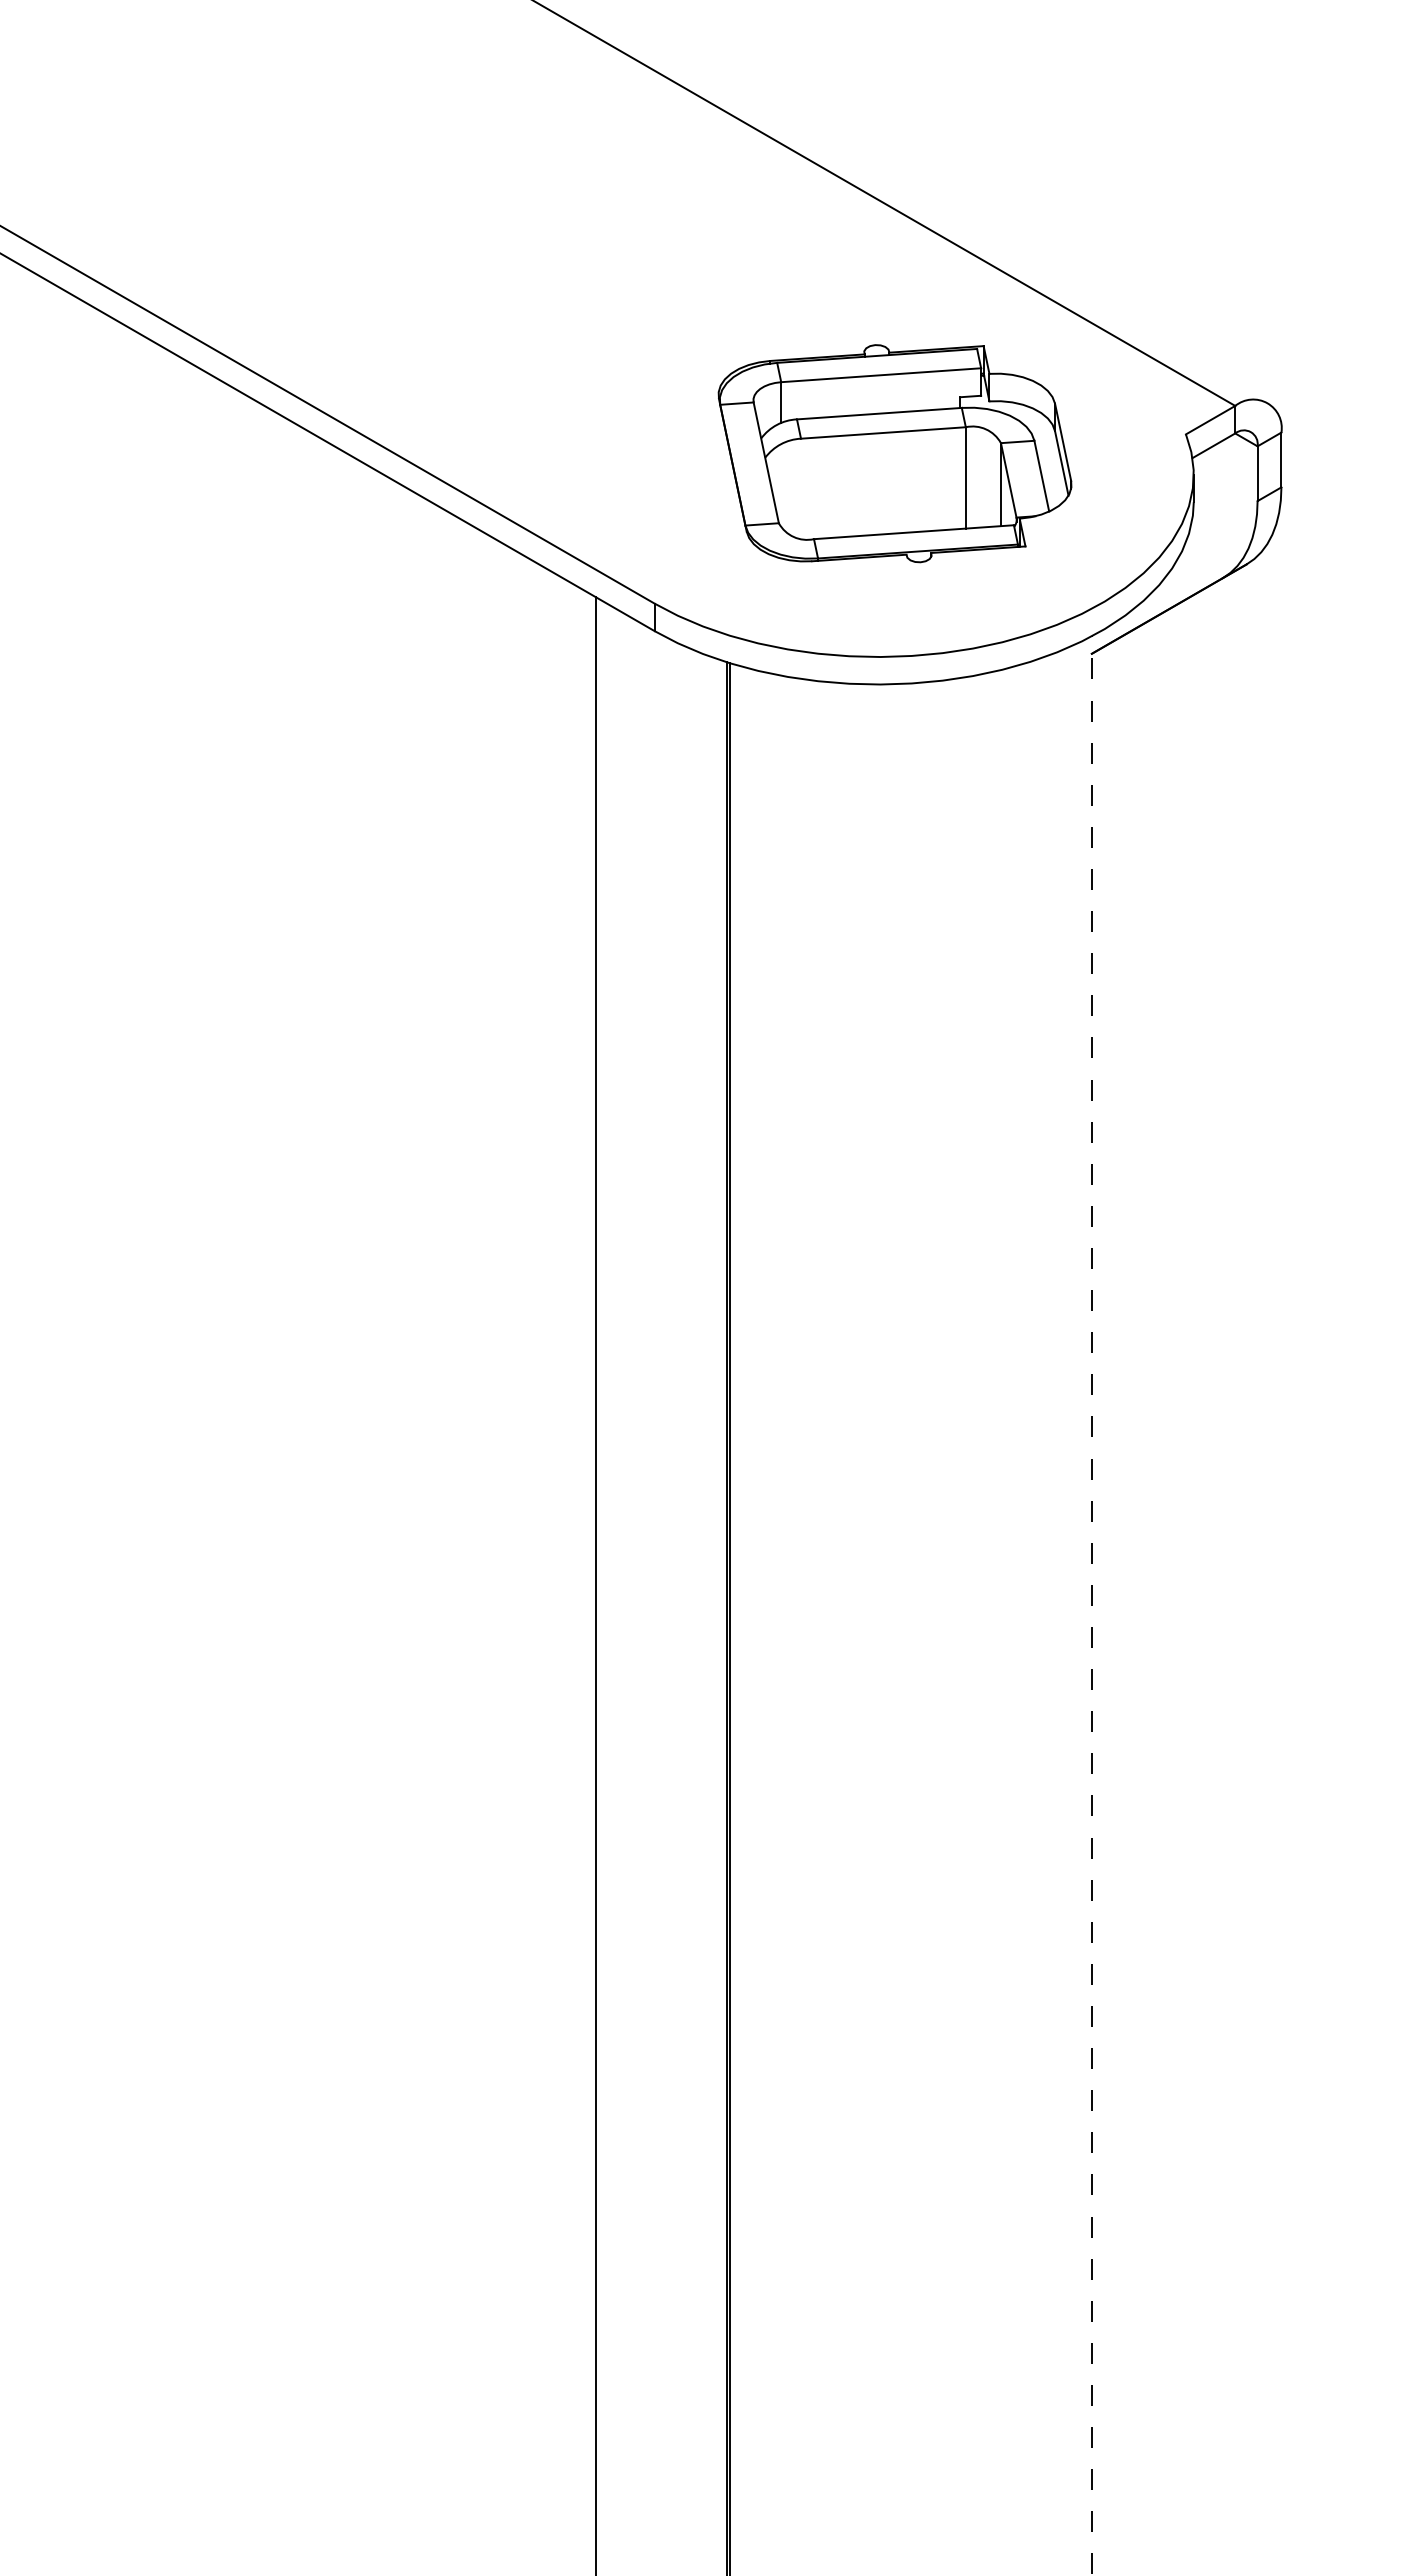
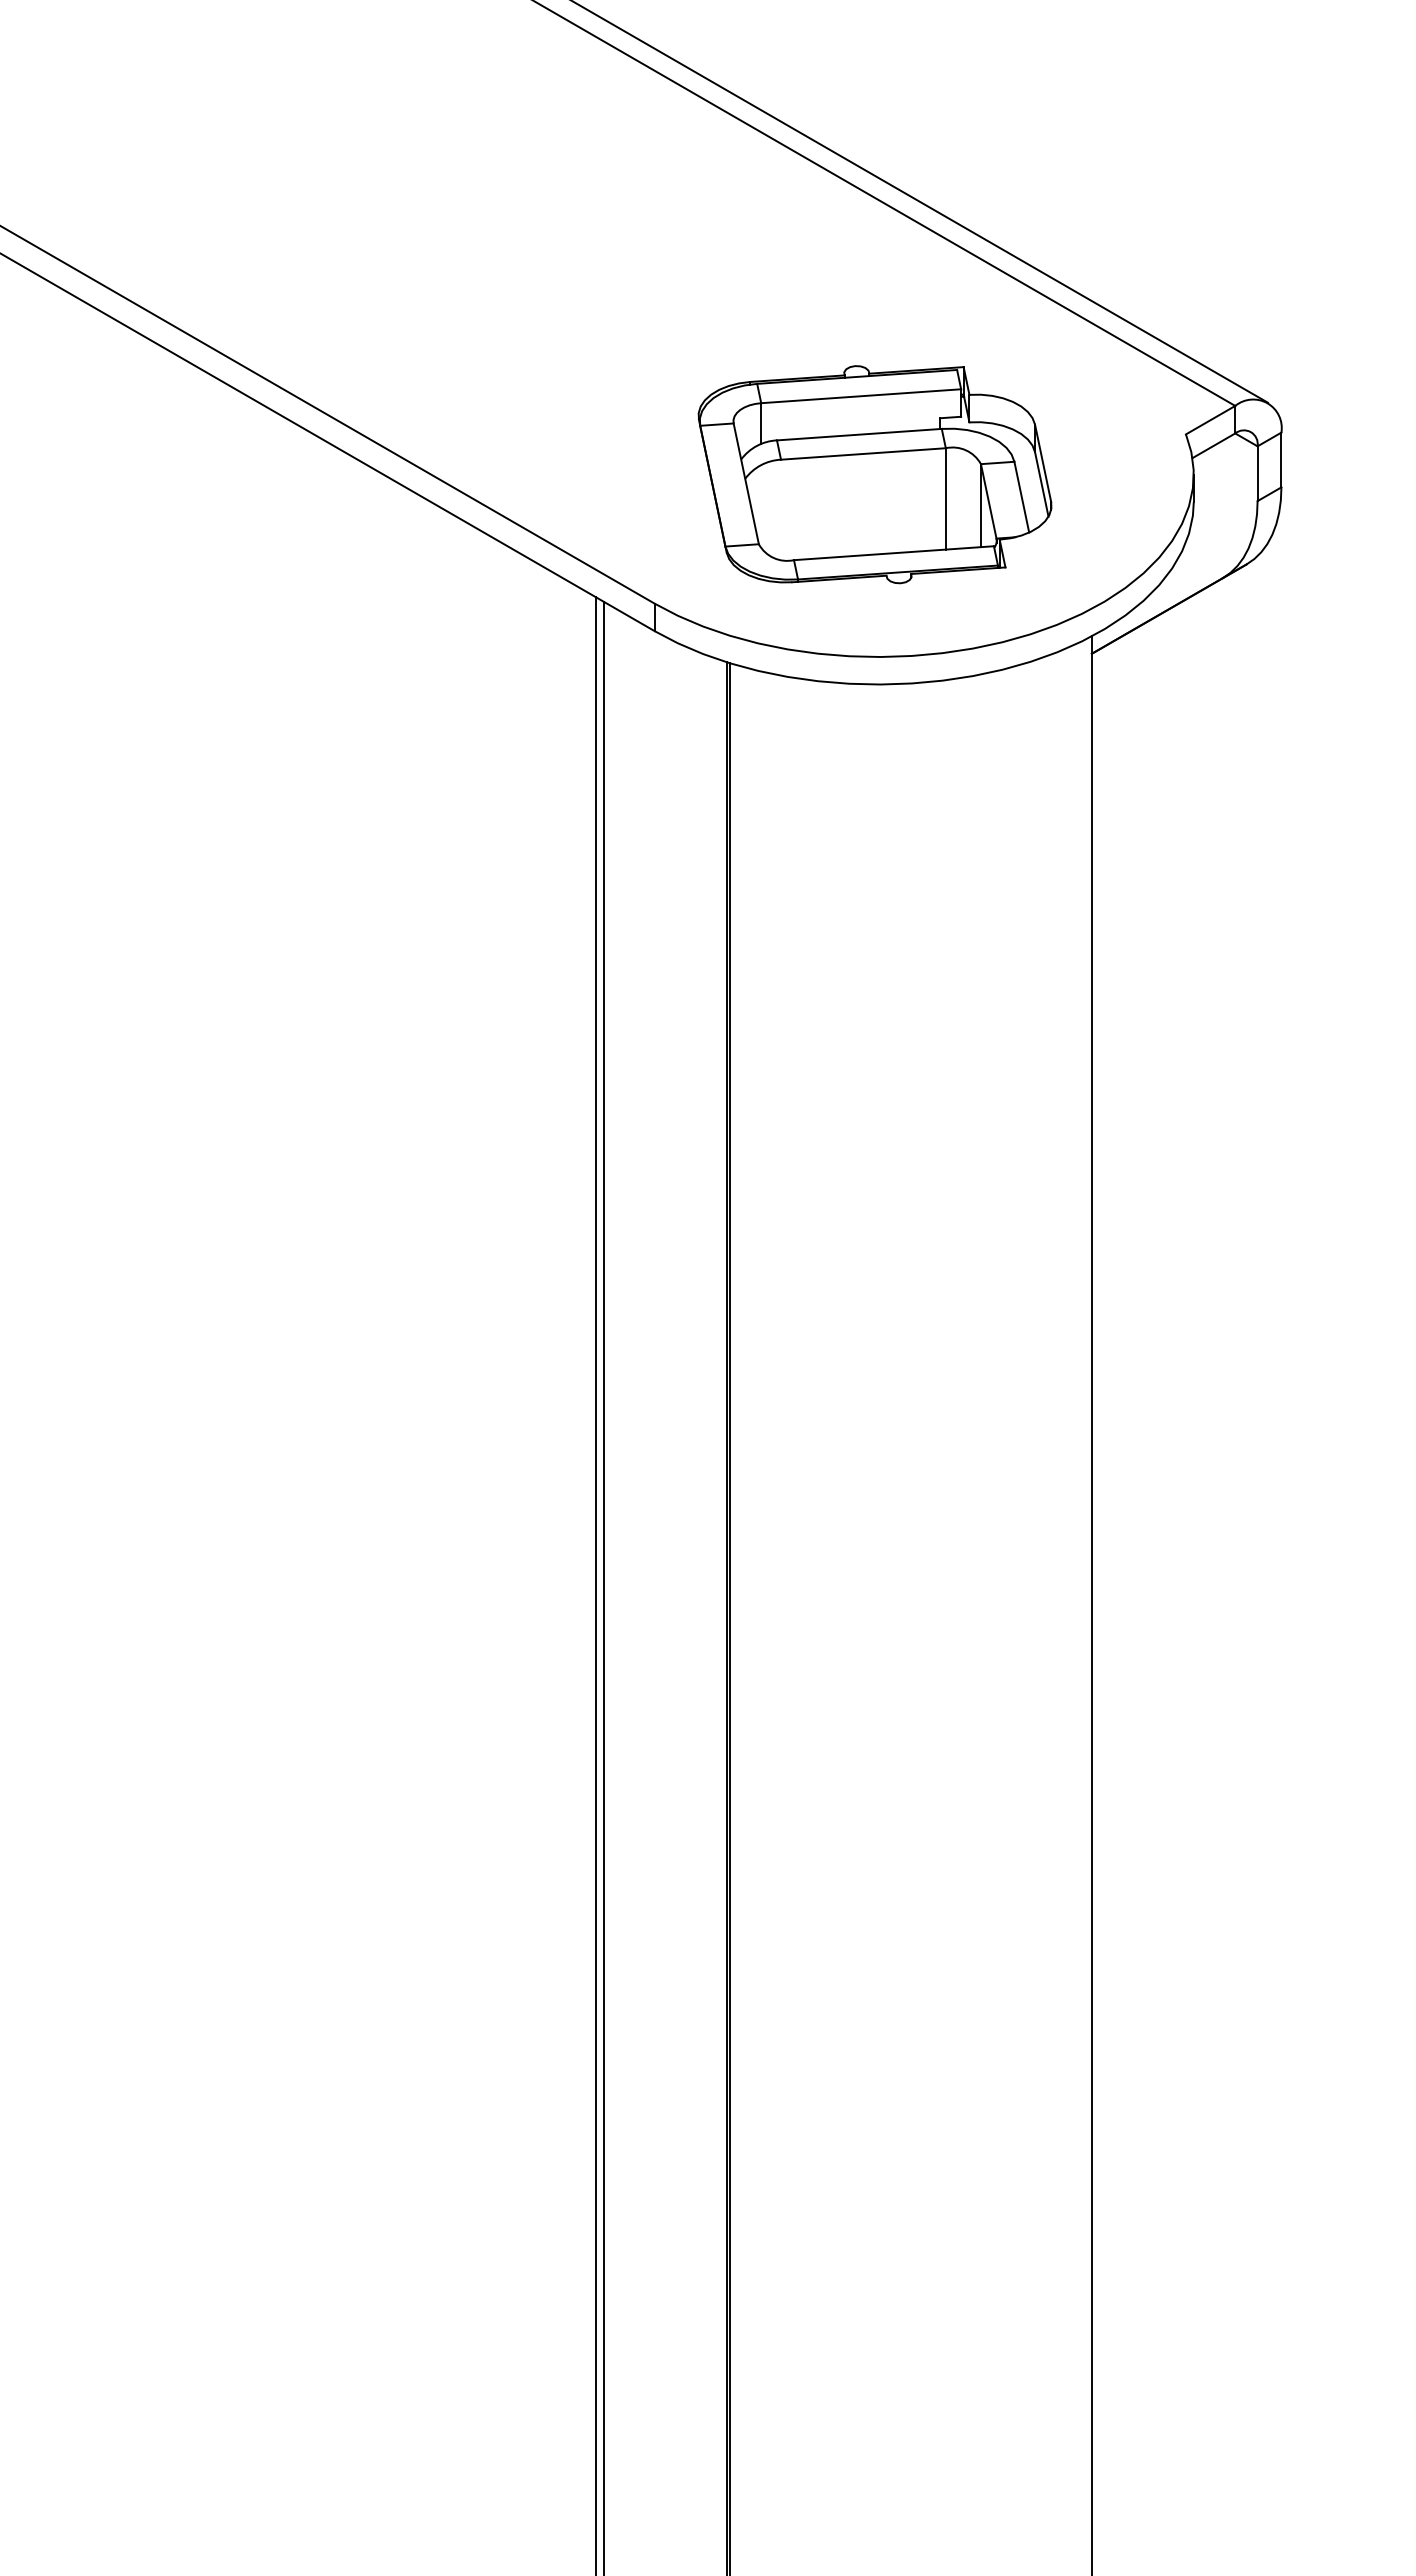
line: none -> present (920, 202)
part position: (894, 453) -> (874, 474) (874, 474)
line: none -> present (603, 1586)
line: dashed -> solid (1091, 1605)
